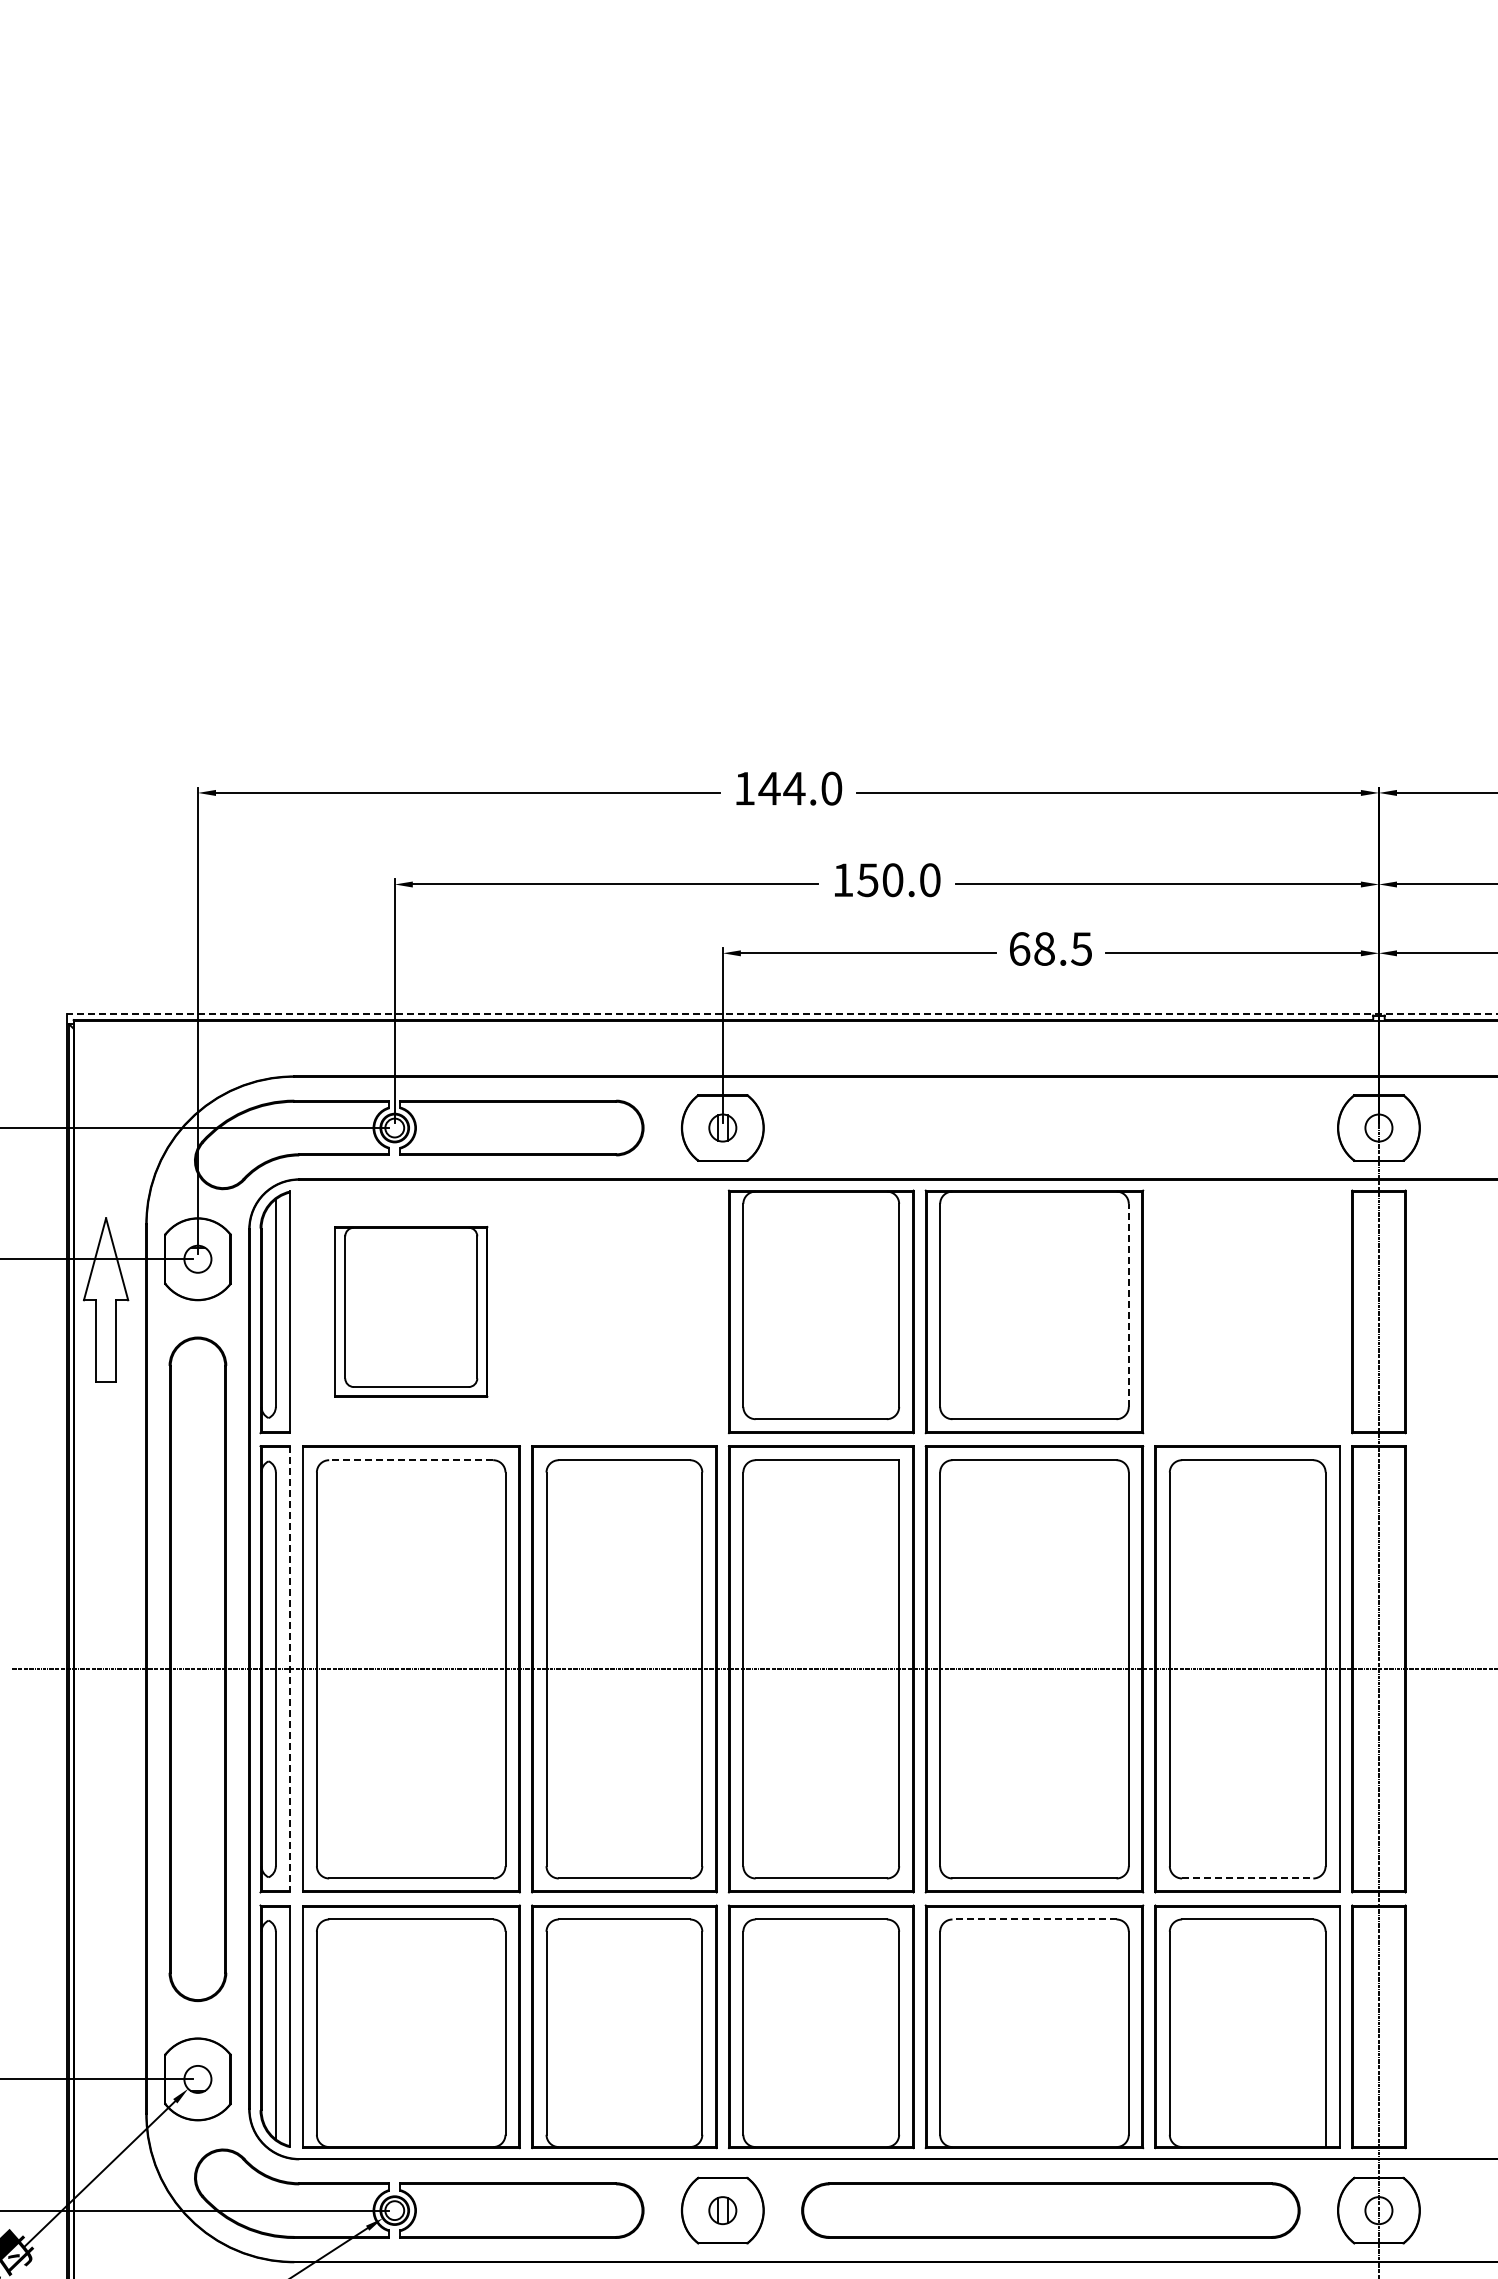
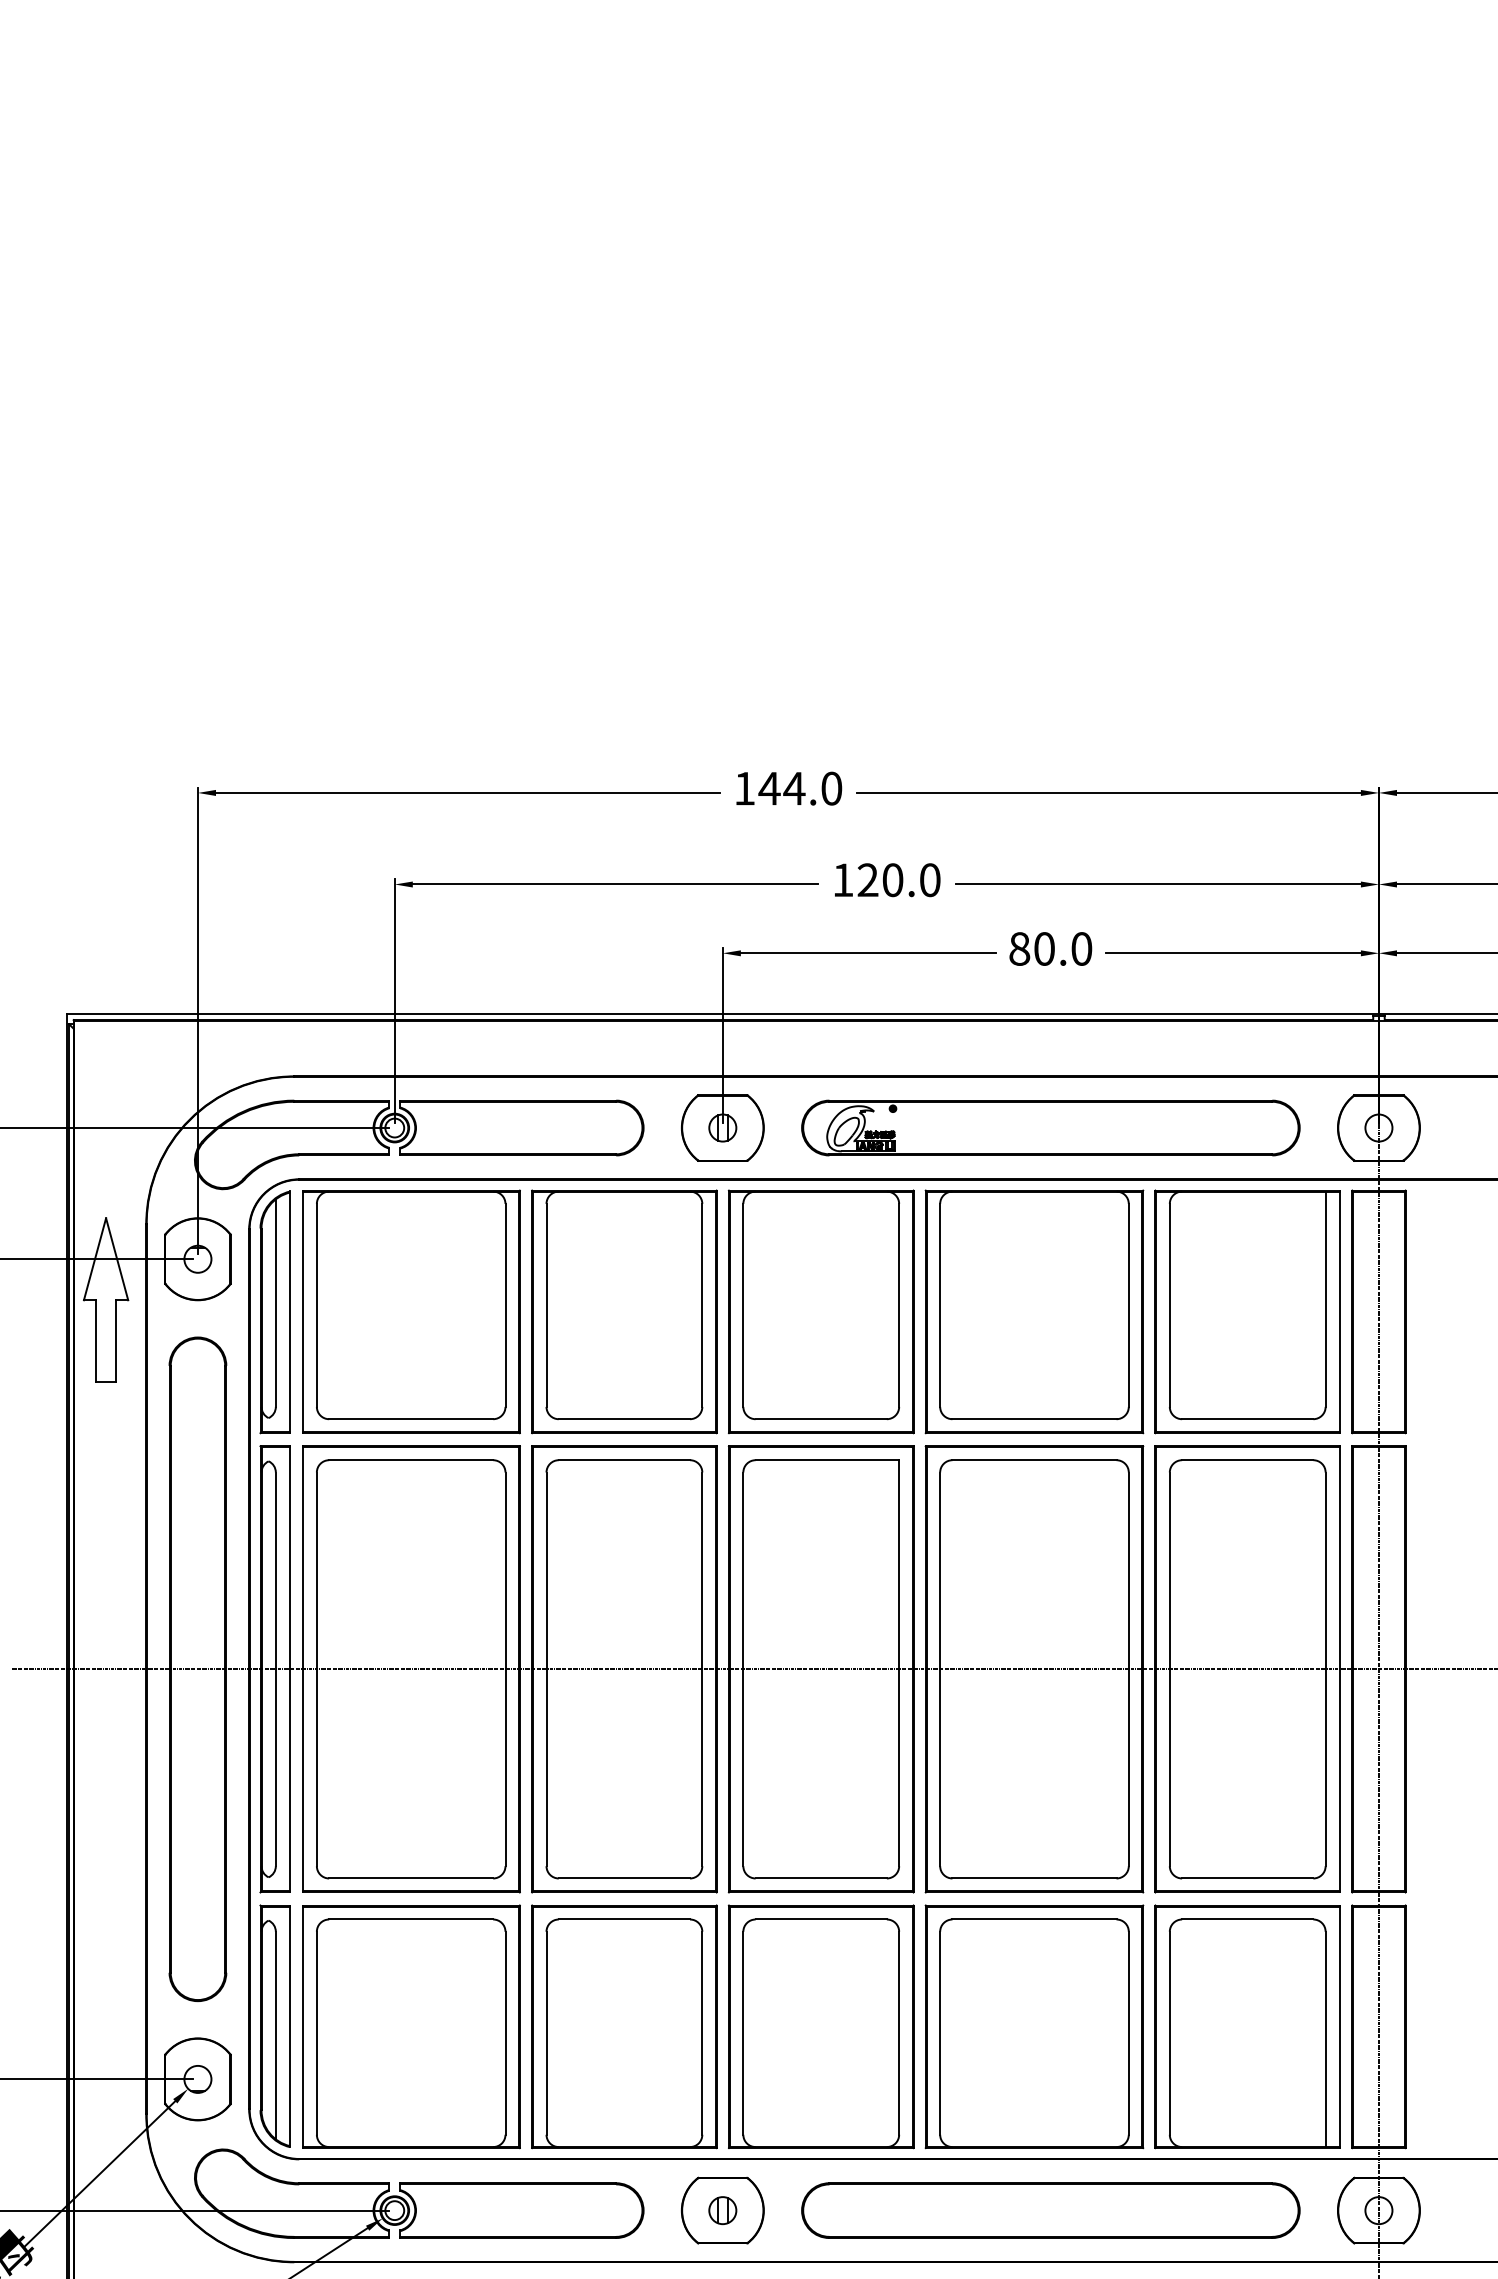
text: 150.0 -> 120.0 (867, 880)
text: 68.5 -> 80.0 (1050, 948)
line: dashed -> solid (782, 1013)
part: none -> present (1050, 1127)
line: dashed -> solid (1128, 1304)
part size: 155x172 px -> 219x246 px (411, 1311)
part: none -> present (624, 1311)
part: none -> present (1247, 1311)
line: dashed -> solid (410, 1460)
line: dashed -> solid (290, 1669)
line: dashed -> solid (1247, 1878)
line: dashed -> solid (1033, 1919)
